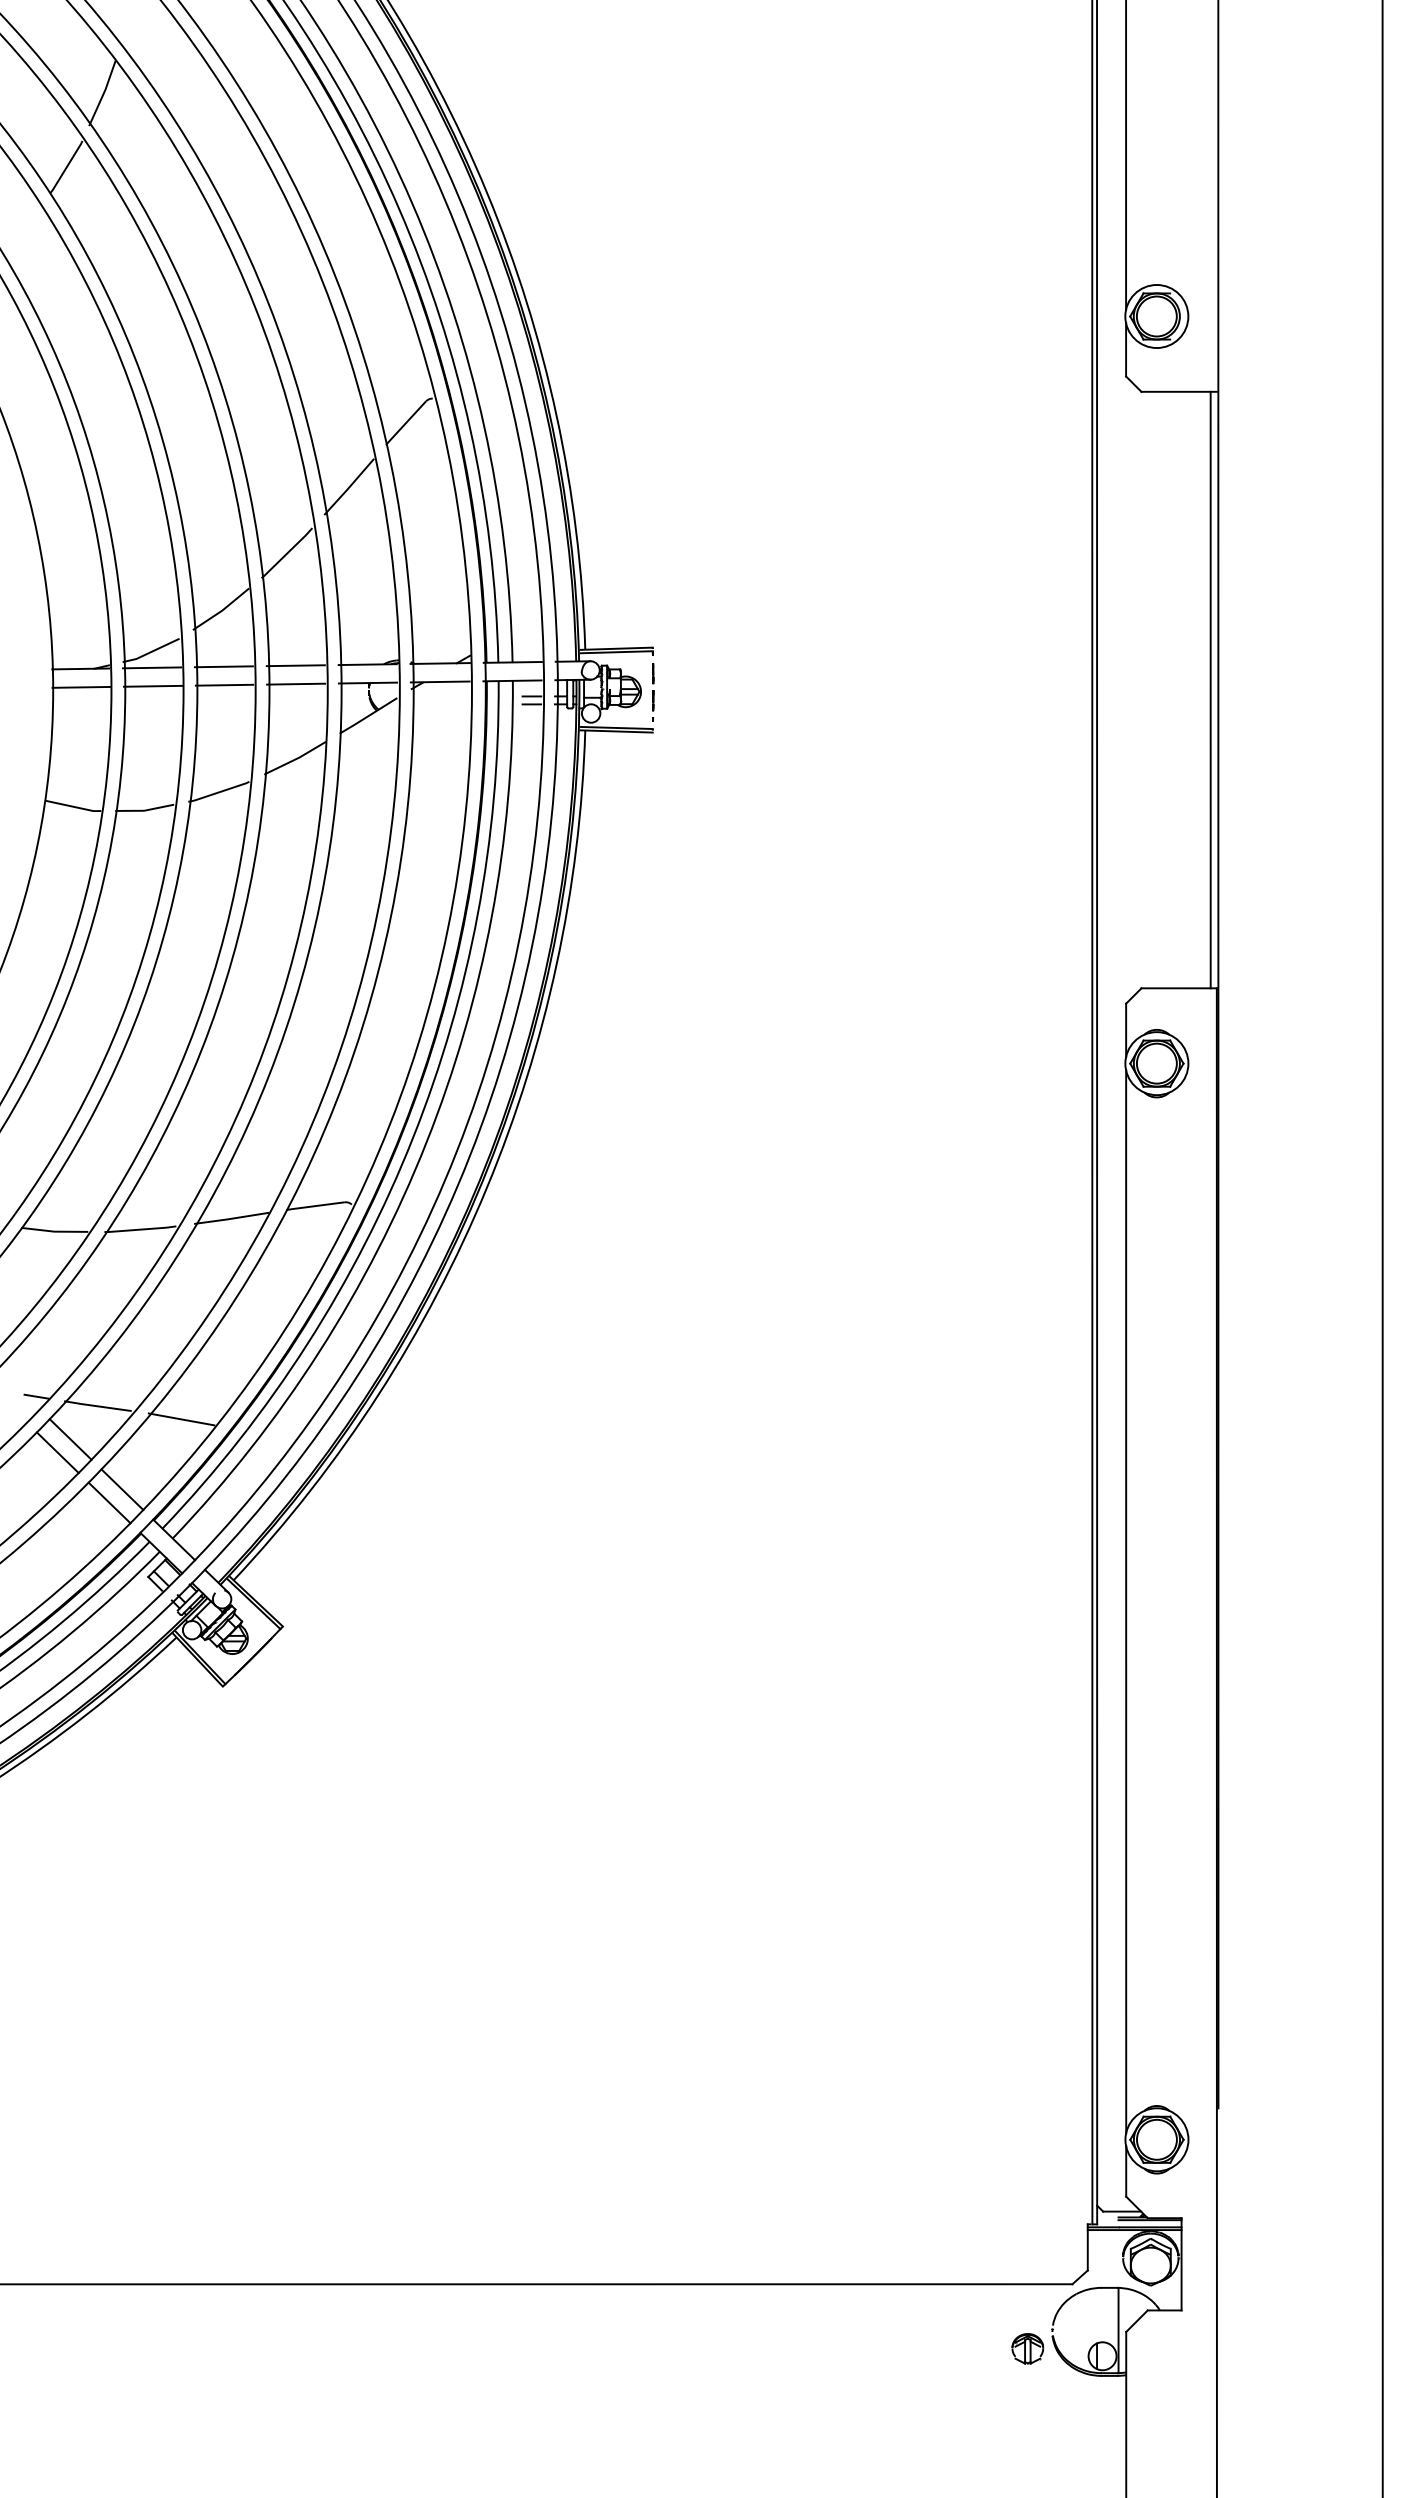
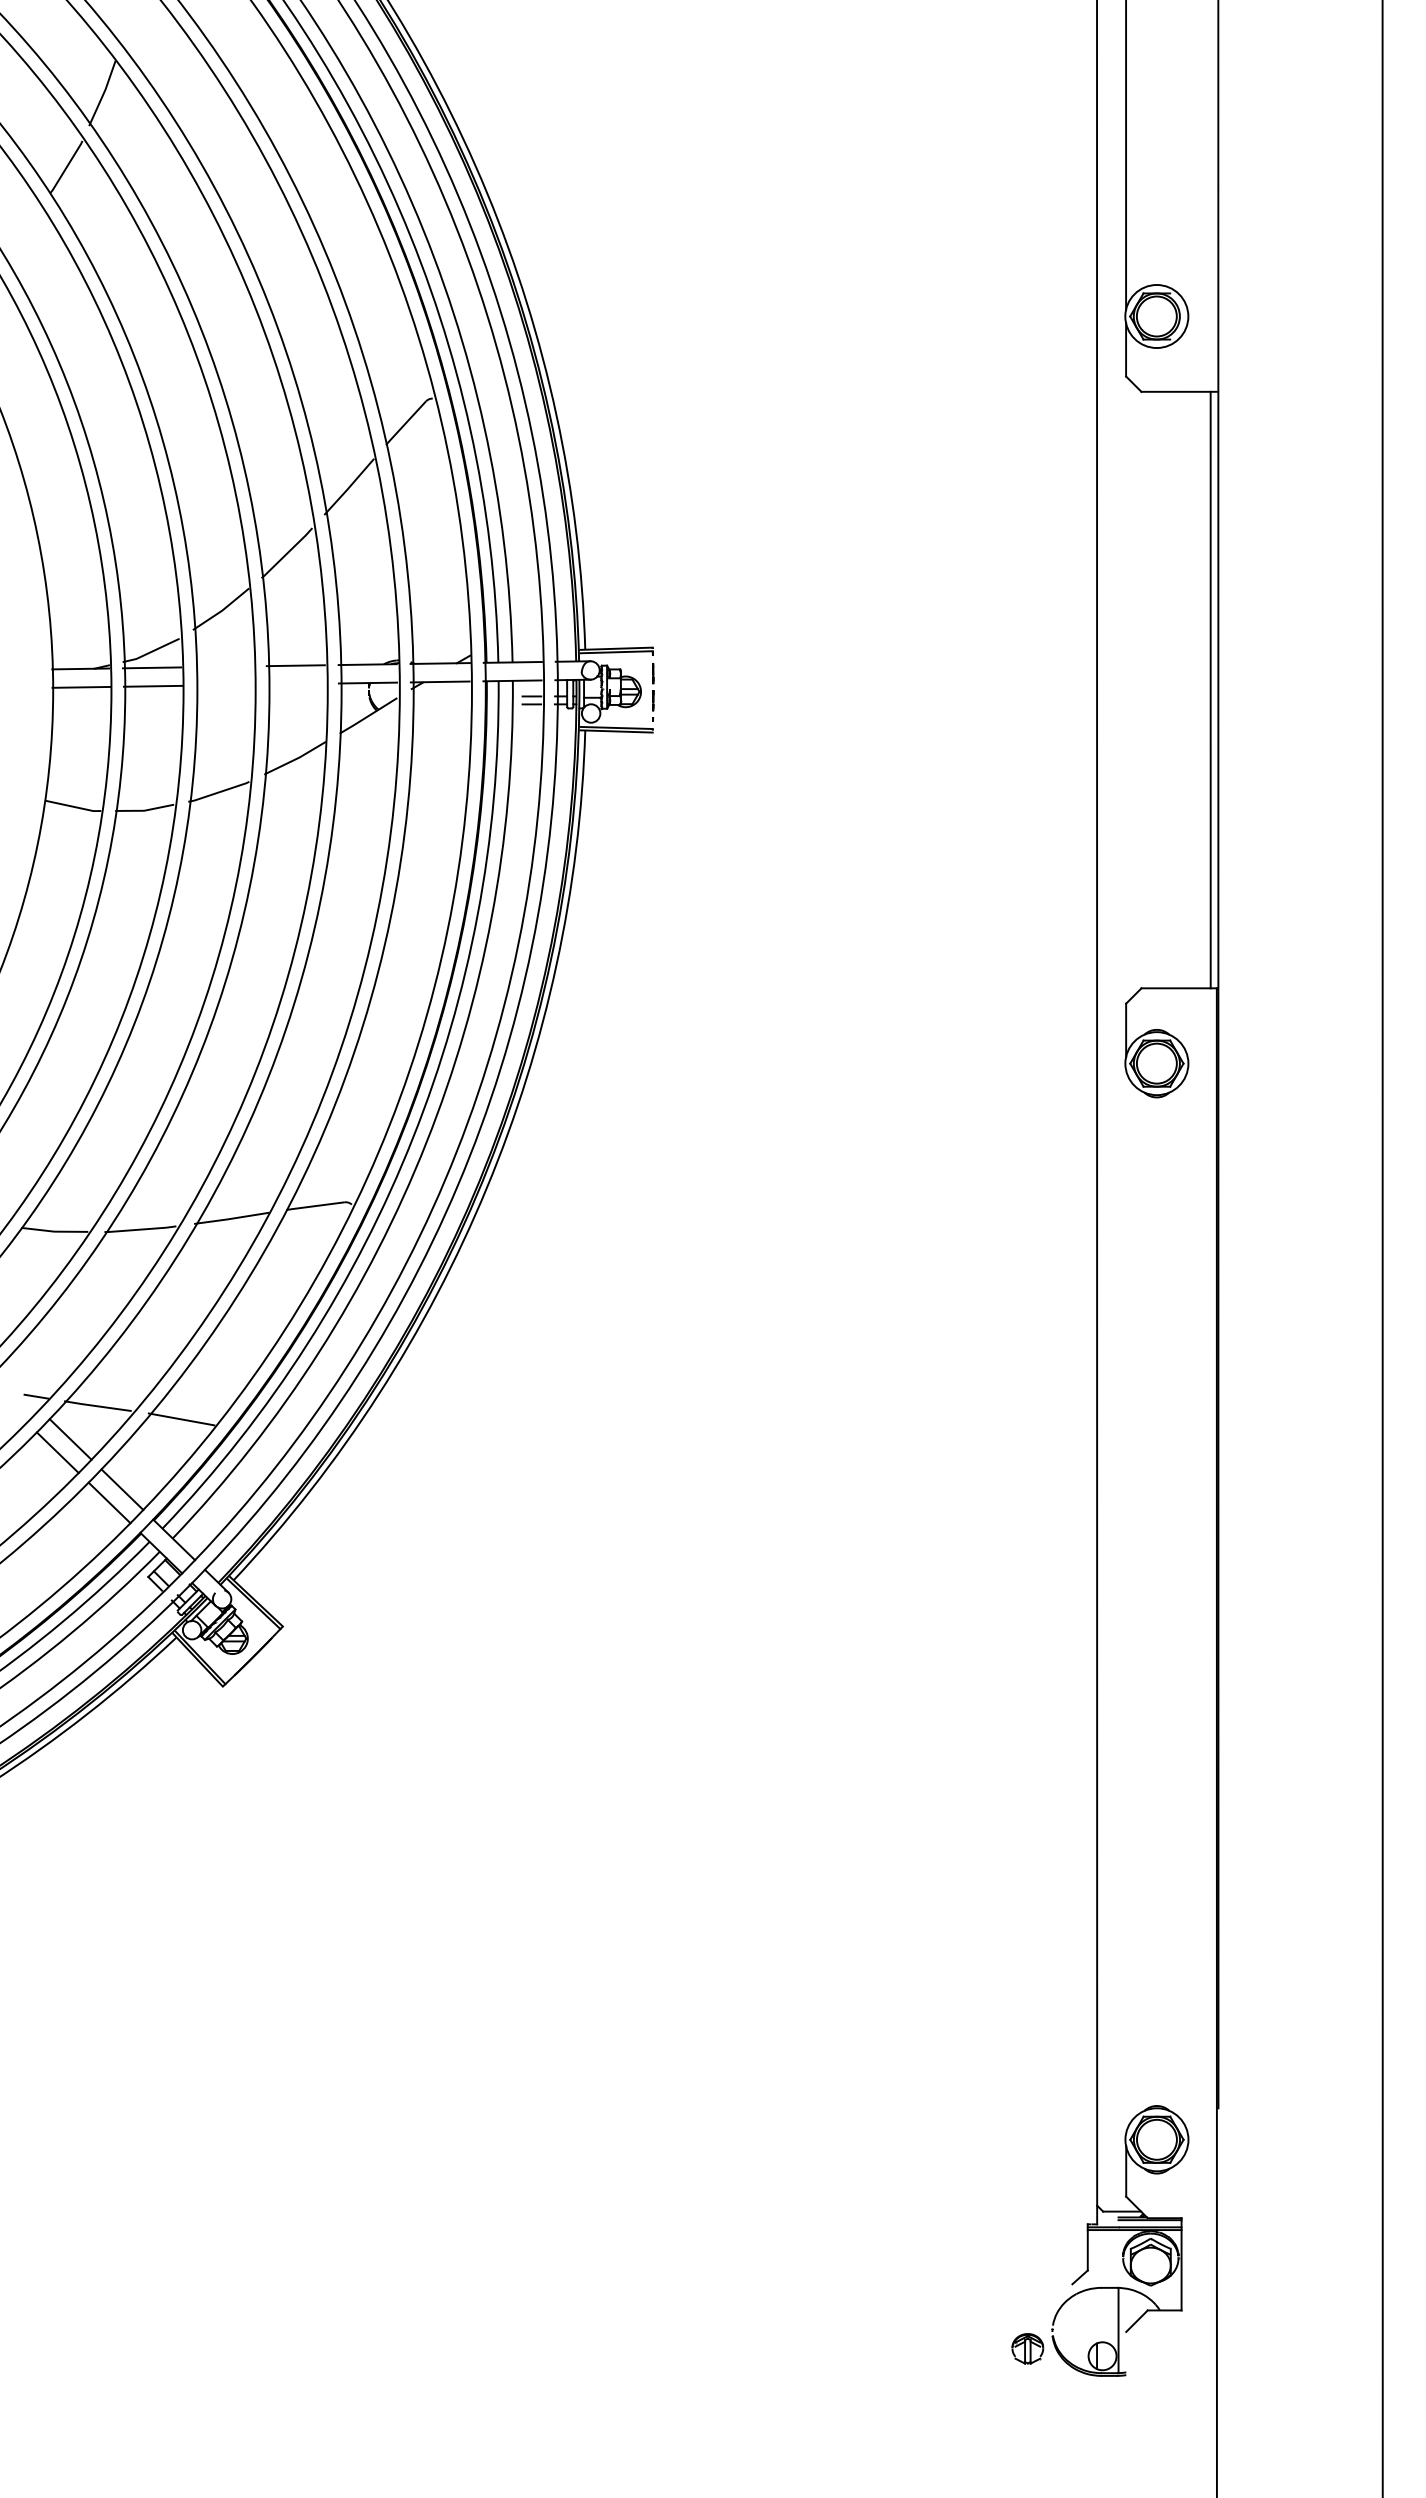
line: present -> none (223, 666)
line: present -> none (296, 683)
line: present -> none (224, 684)
line: present -> none (1092, 1113)
line: present -> none (1126, 1601)
line: present -> none (537, 2284)
line: present -> none (1126, 2412)
